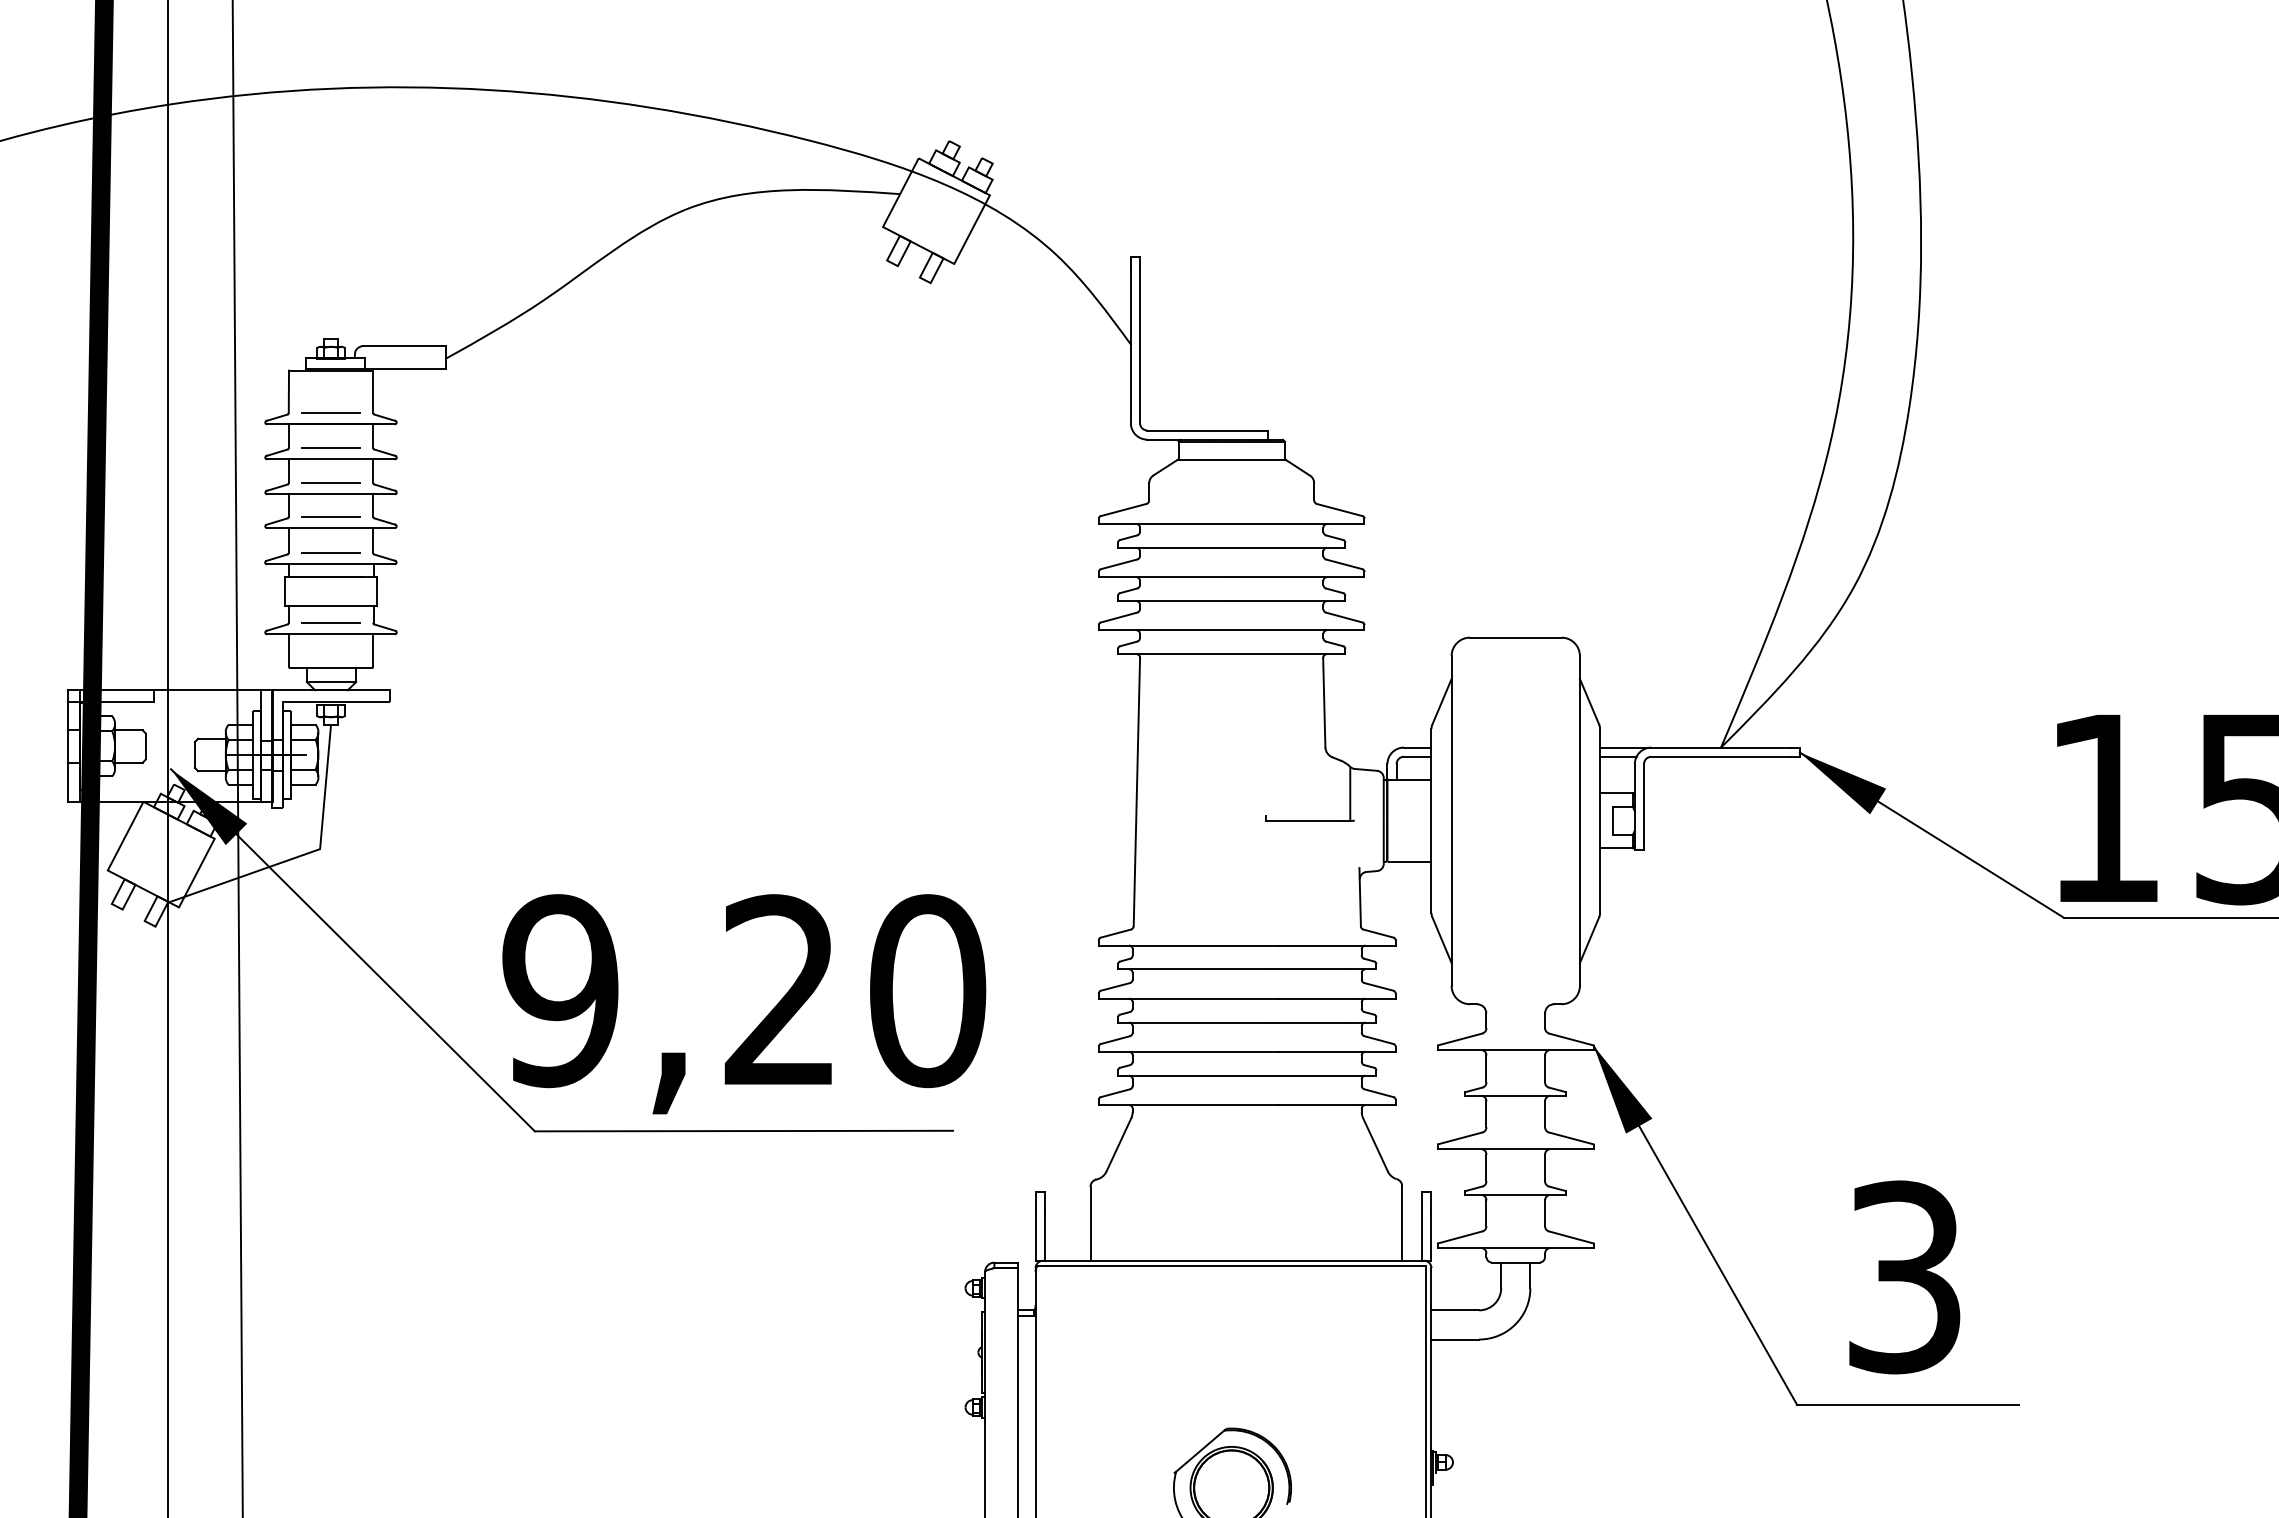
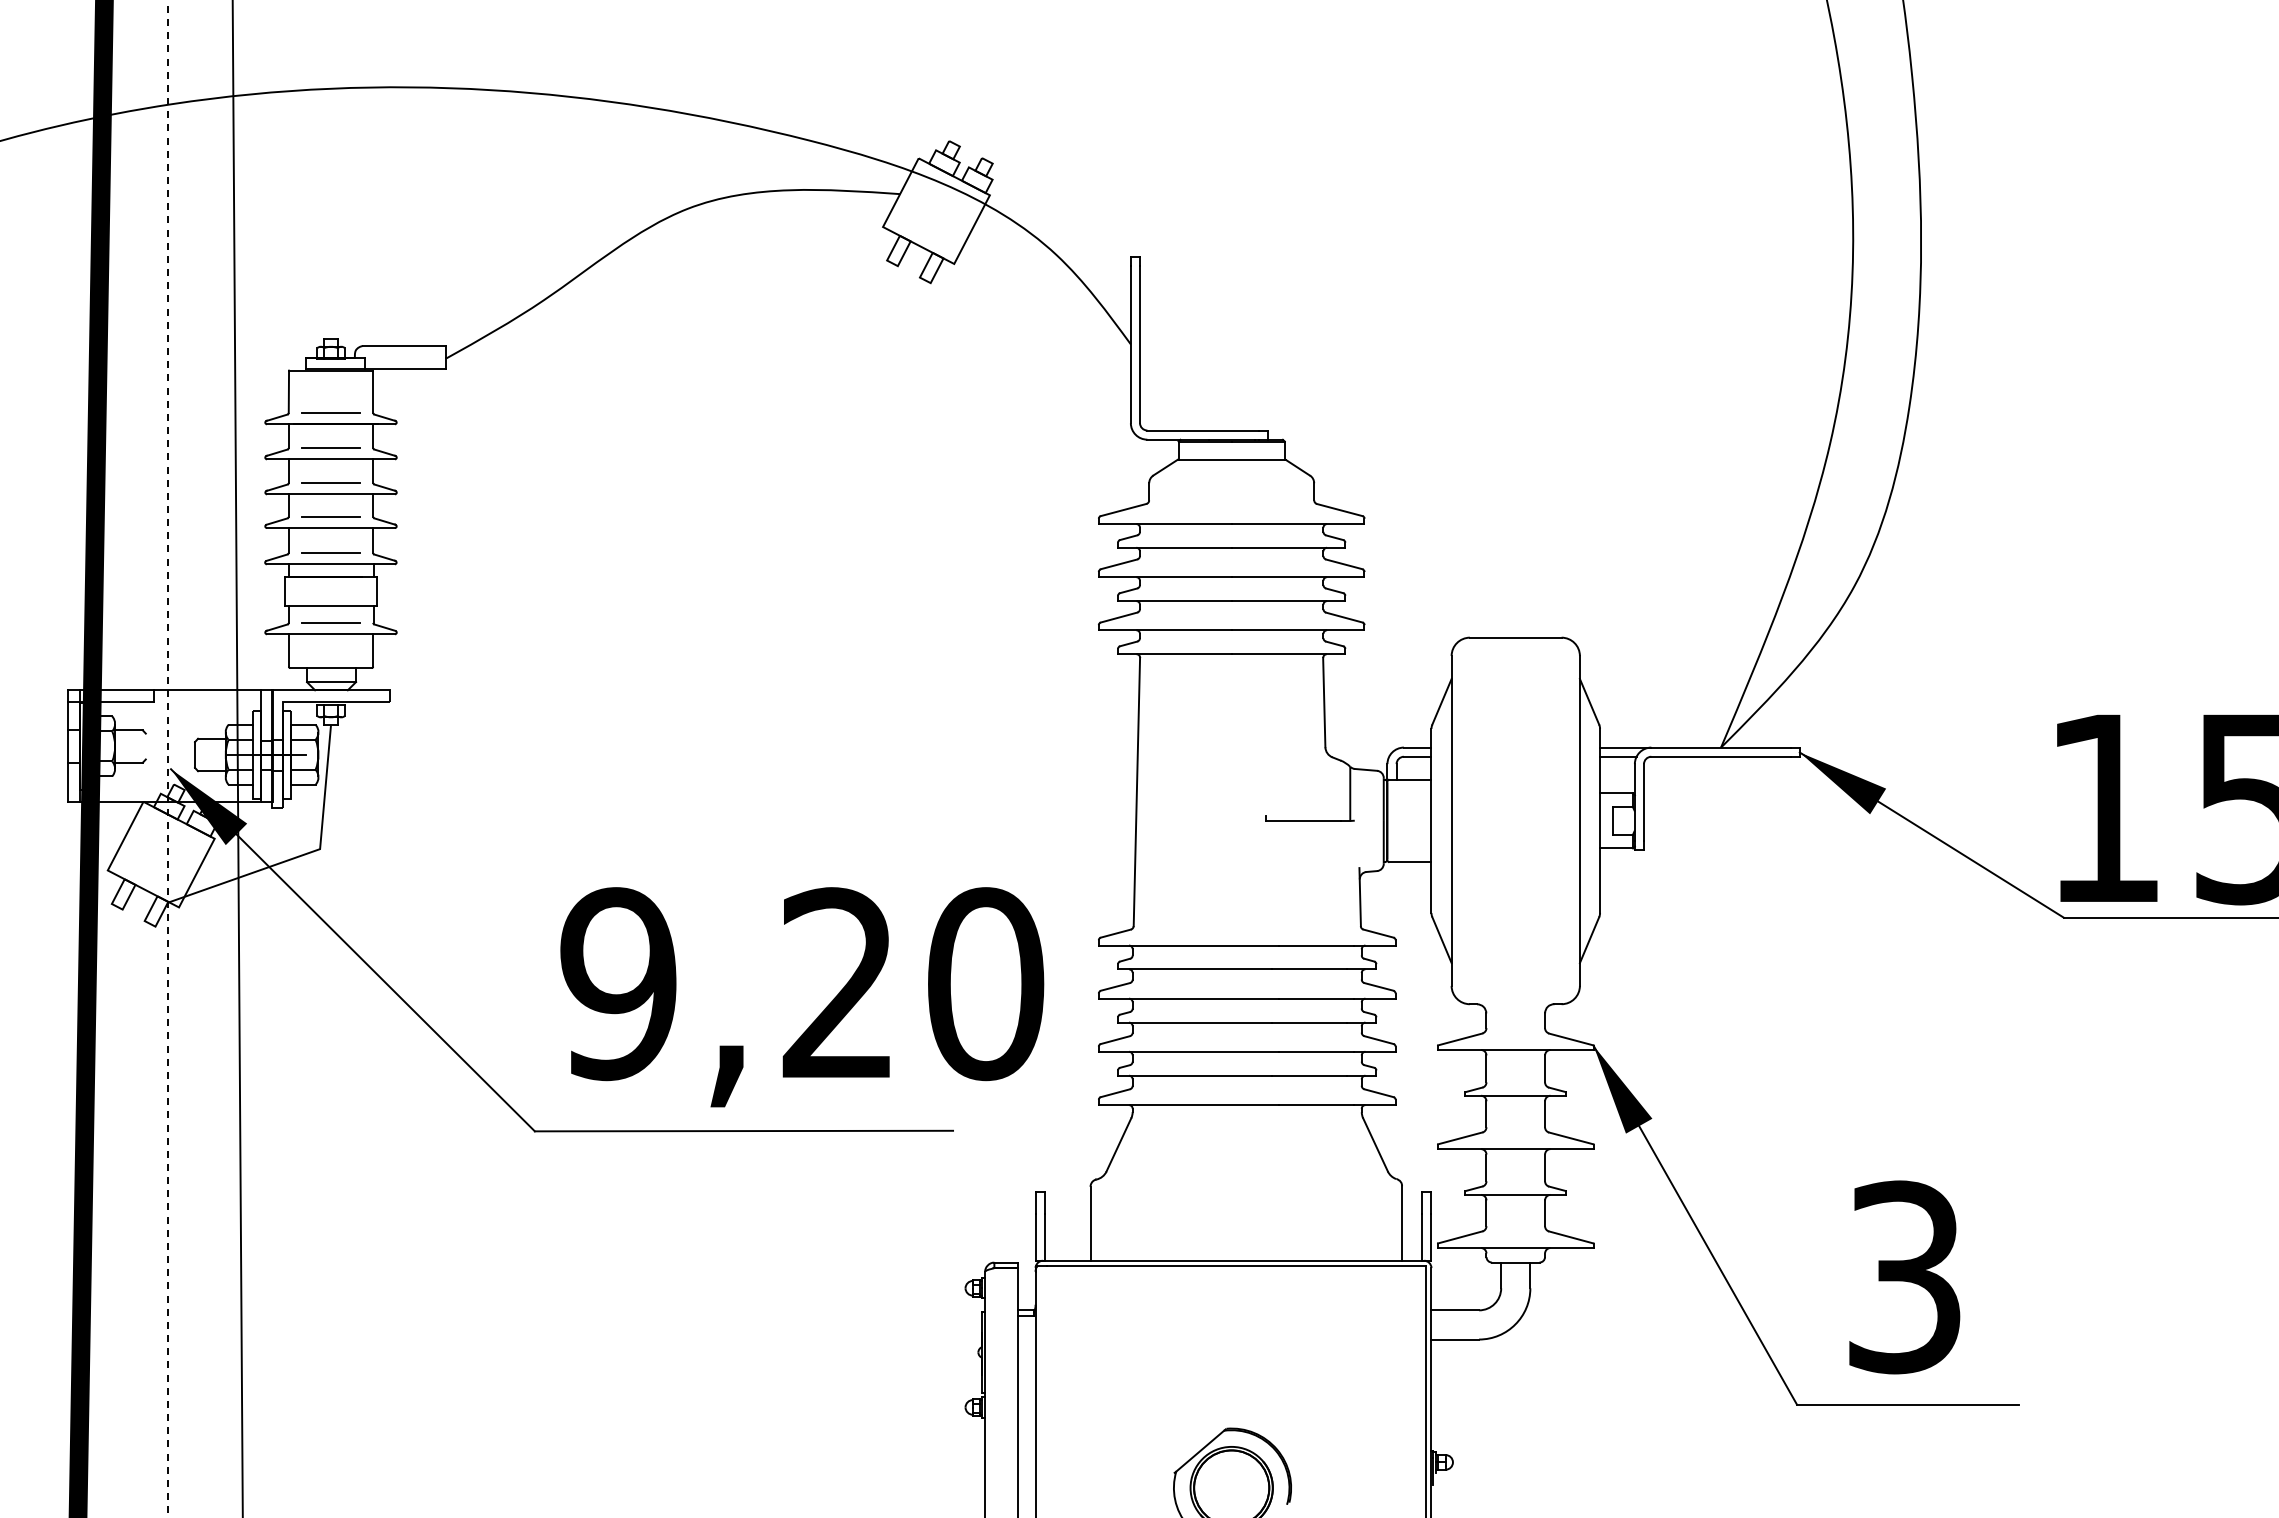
line: present -> none (145, 746)
line: solid -> dashed (167, 759)
text position: (744, 1004) -> (802, 997) (802, 997)
